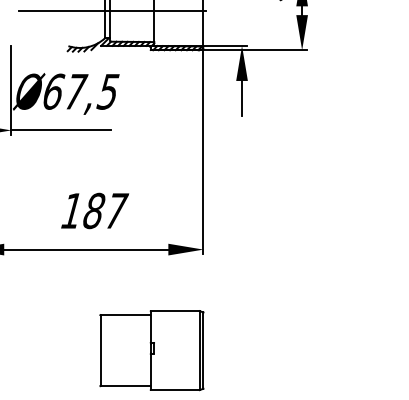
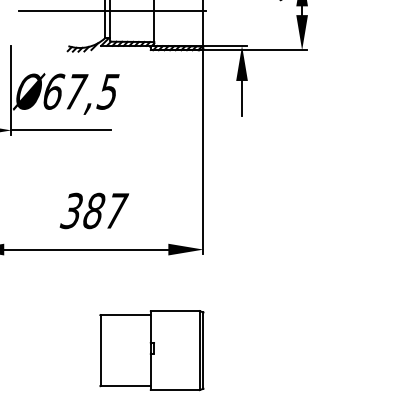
text: 187 -> 387 (70, 210)
